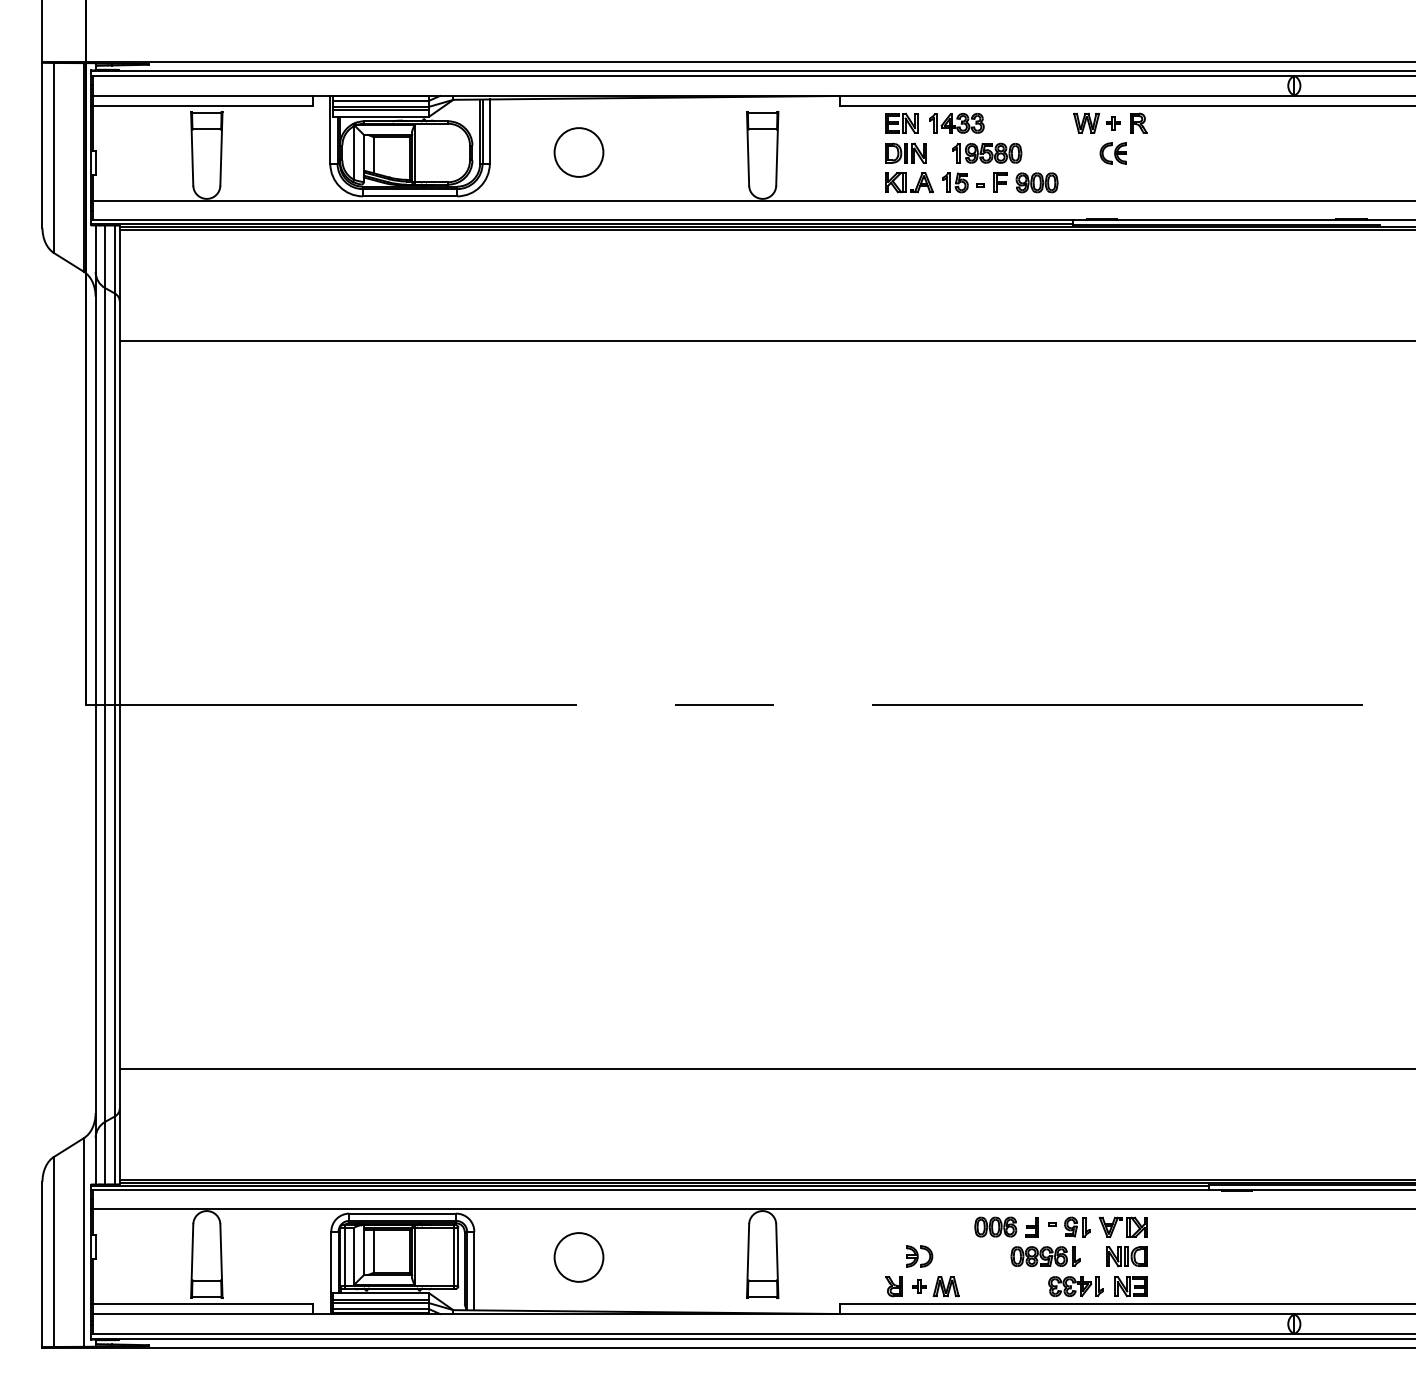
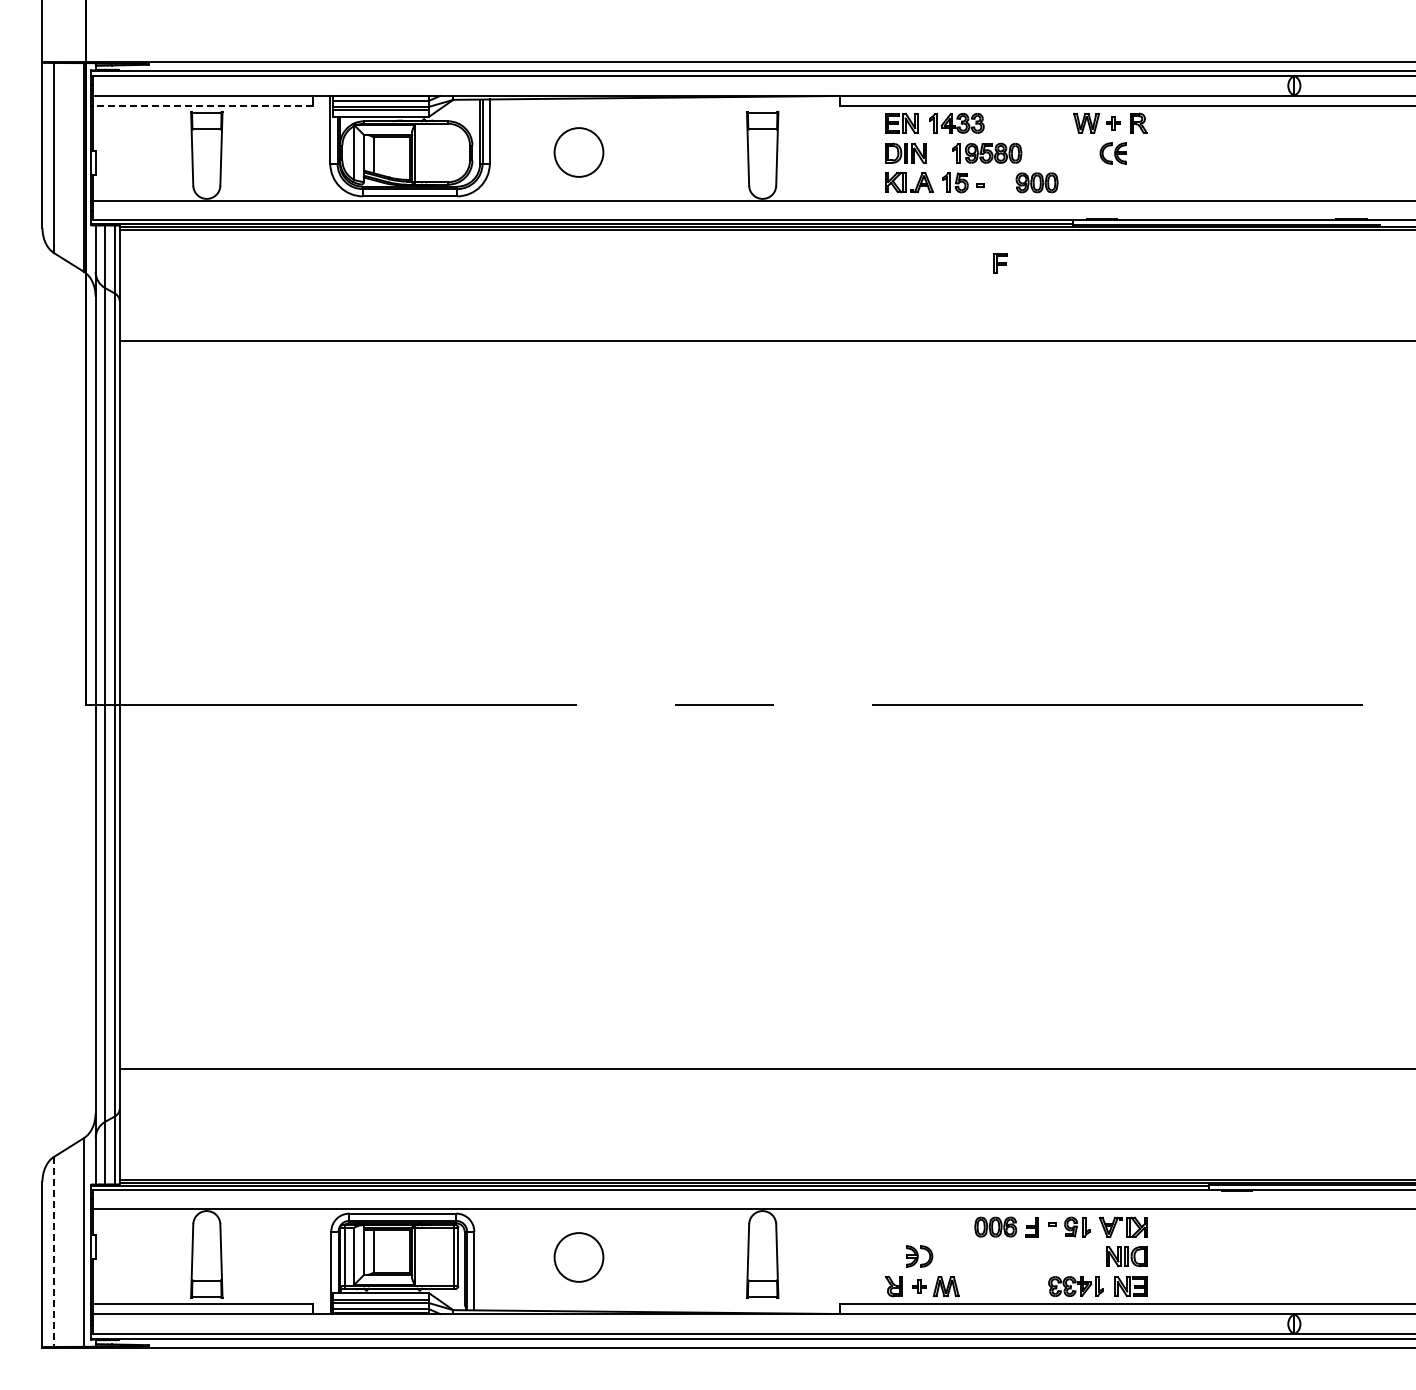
line: solid -> dashed (203, 105)
part position: (1000, 182) -> (1000, 263) (1000, 263)
line: solid -> dashed (53, 1252)
part: present -> none (1045, 1256)
